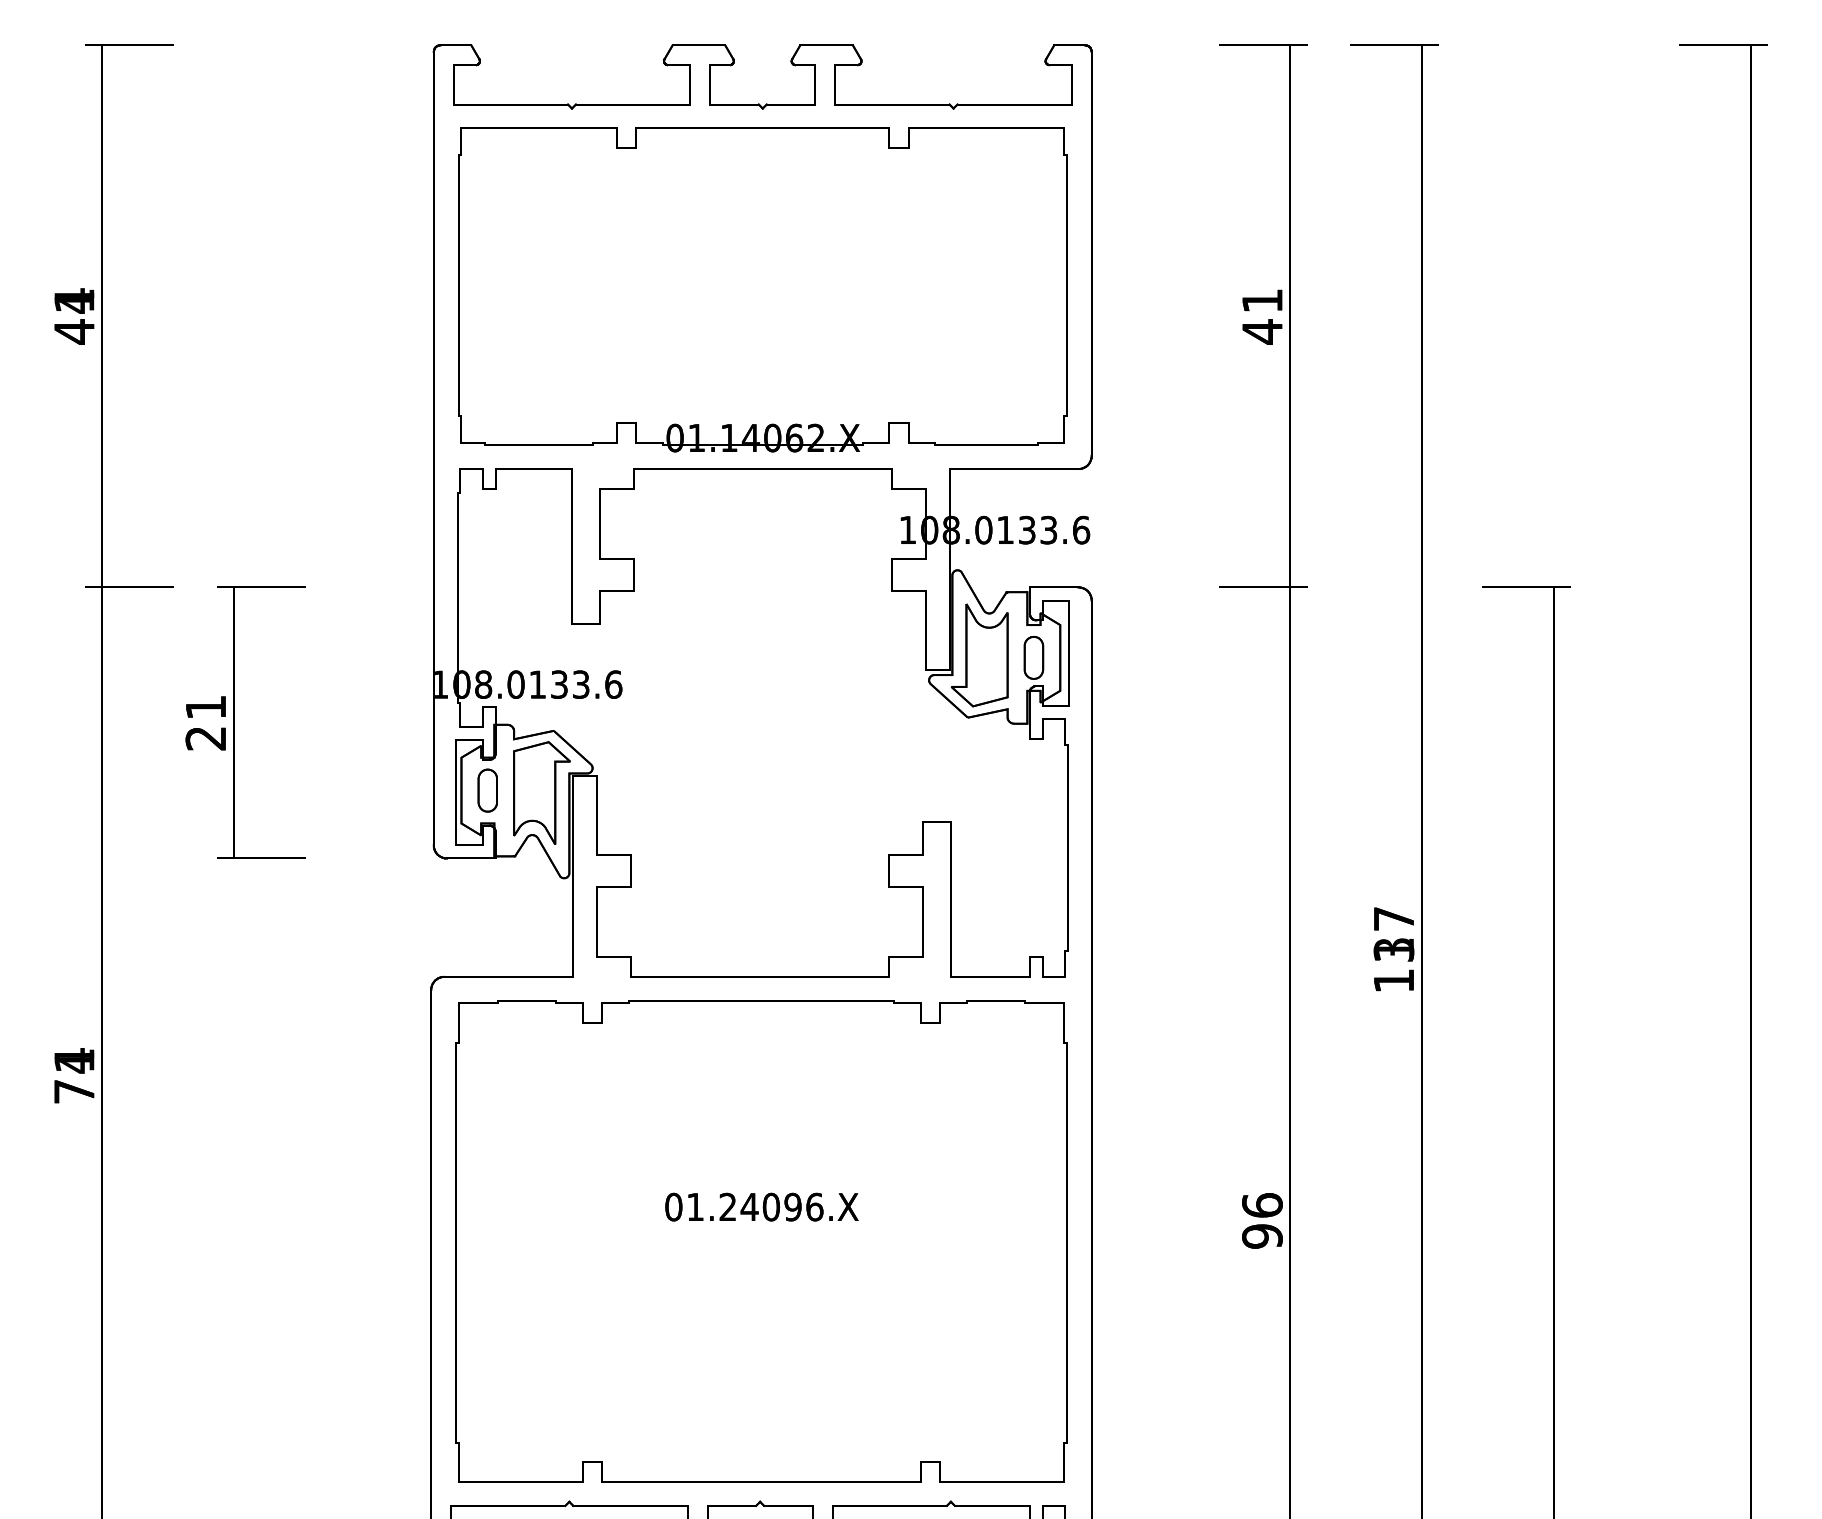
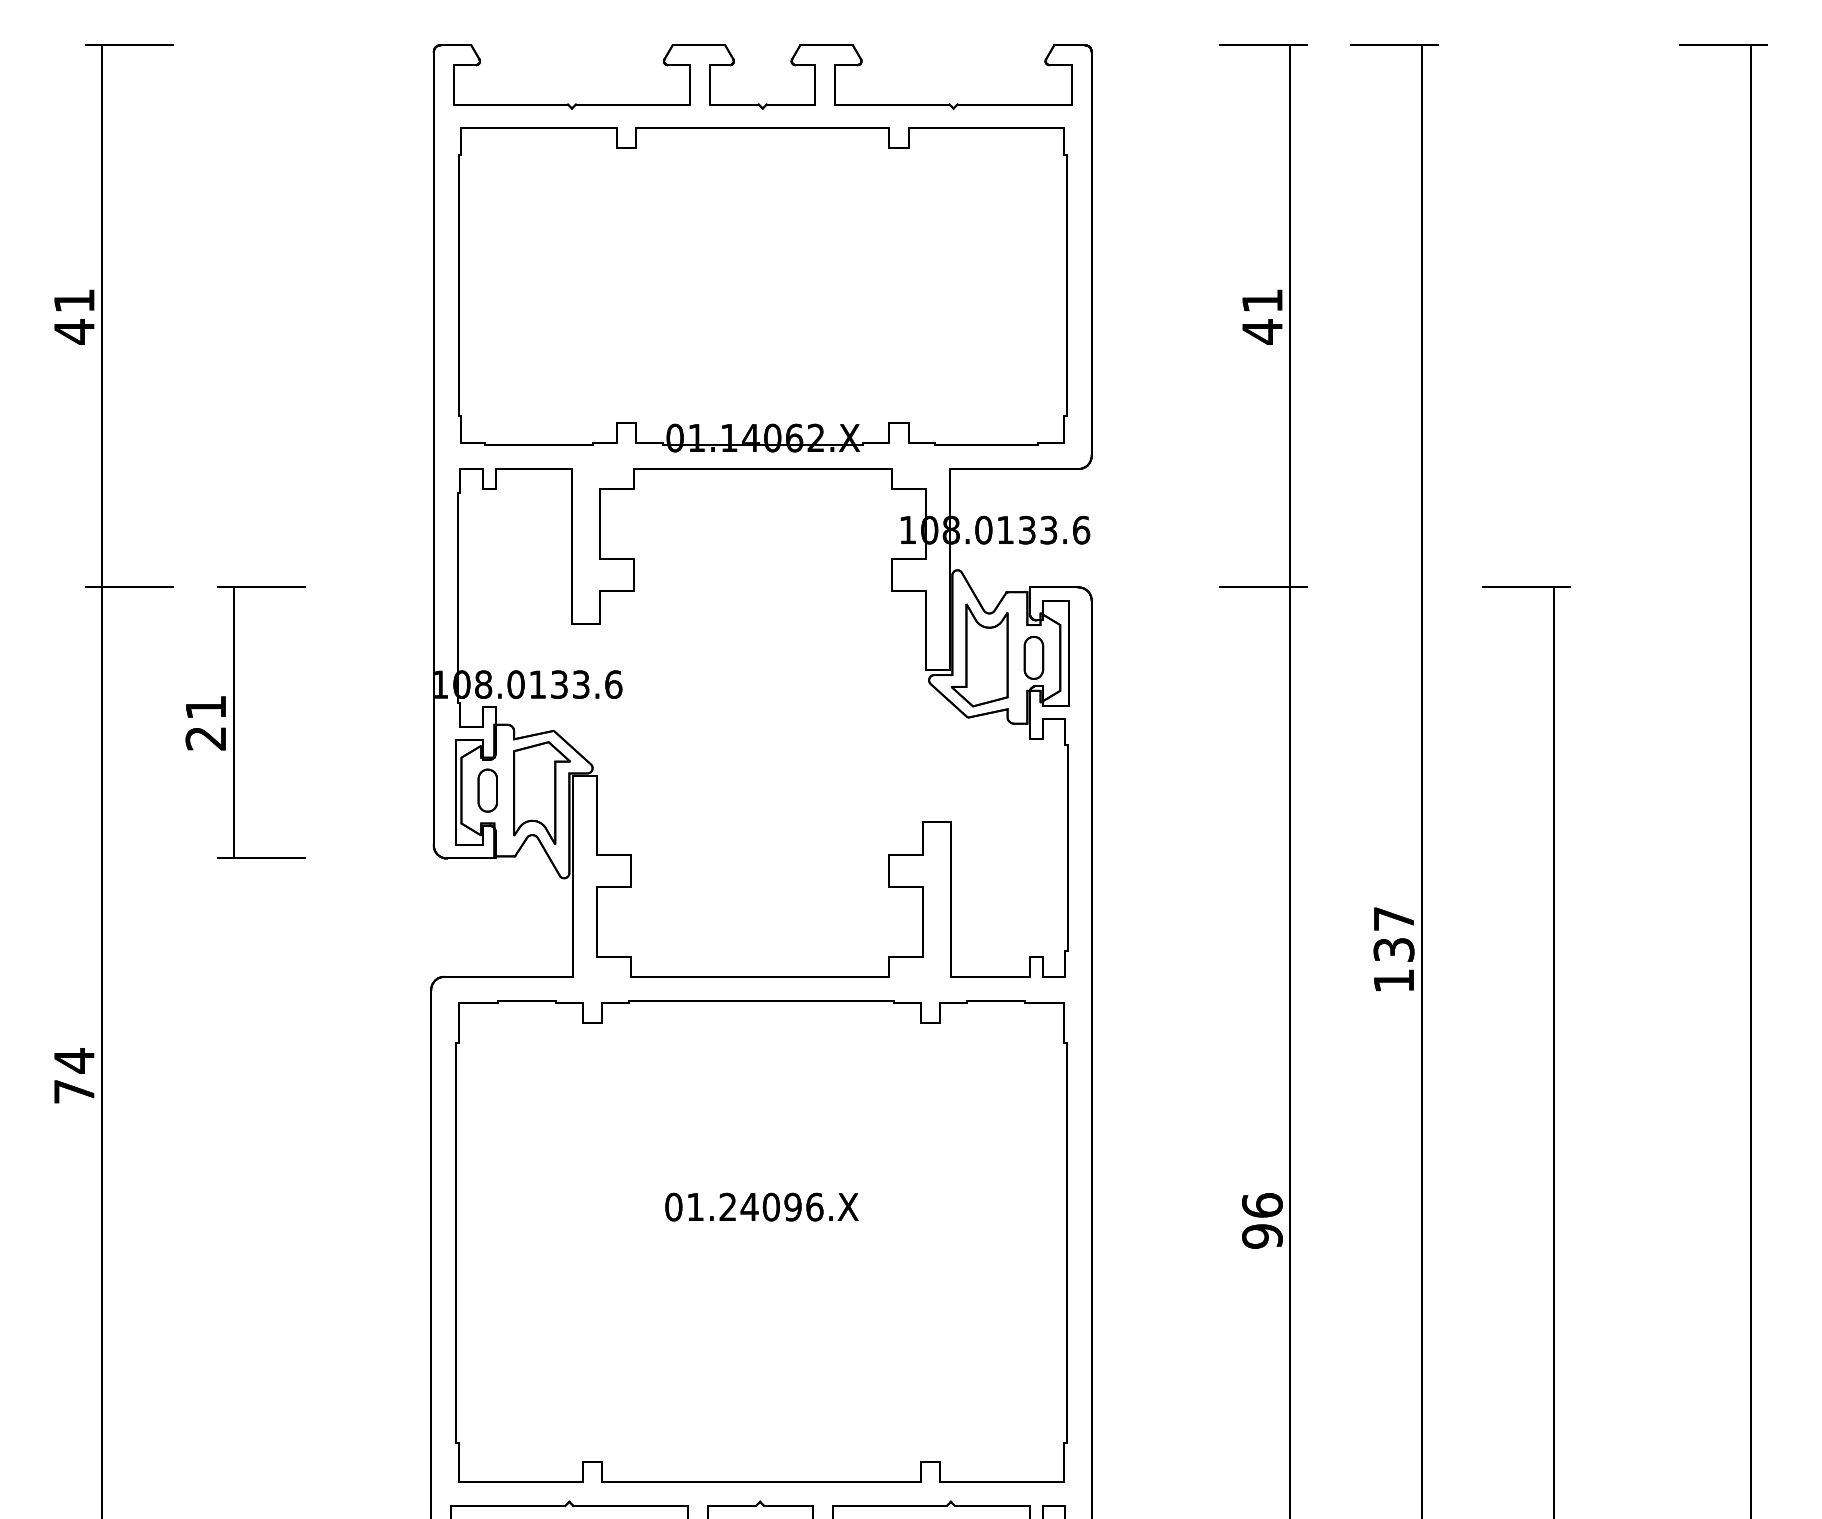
text: 44 -> 41 (74, 300)
text: 117 -> 137 (1393, 949)
text: 71 -> 74 (74, 1060)
